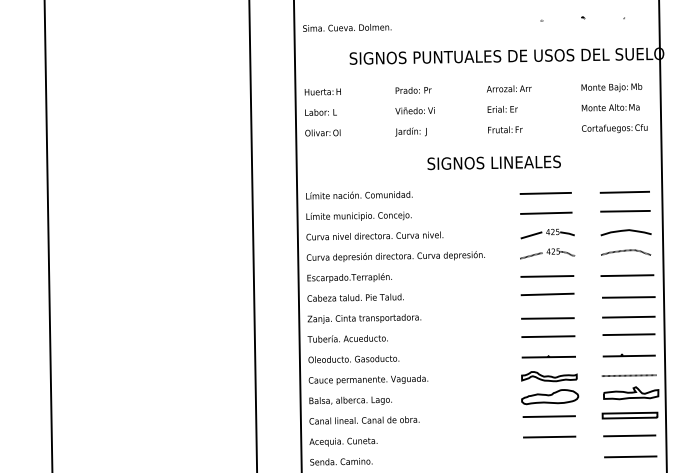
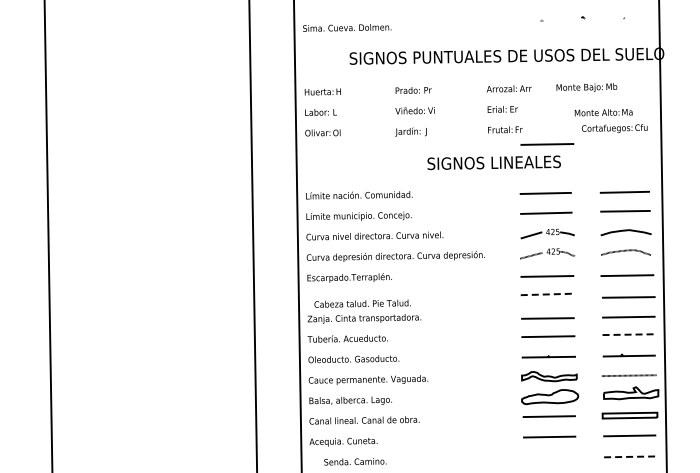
text position: (611, 87) -> (586, 87) (586, 87)
text position: (610, 107) -> (603, 112) (603, 112)
line: none -> present (547, 144)
line: solid -> dashed (547, 294)
text position: (355, 297) -> (362, 303) (362, 303)
line: solid -> dashed (629, 334)
line: solid -> dashed (630, 456)
text position: (341, 461) -> (355, 461) (355, 461)
